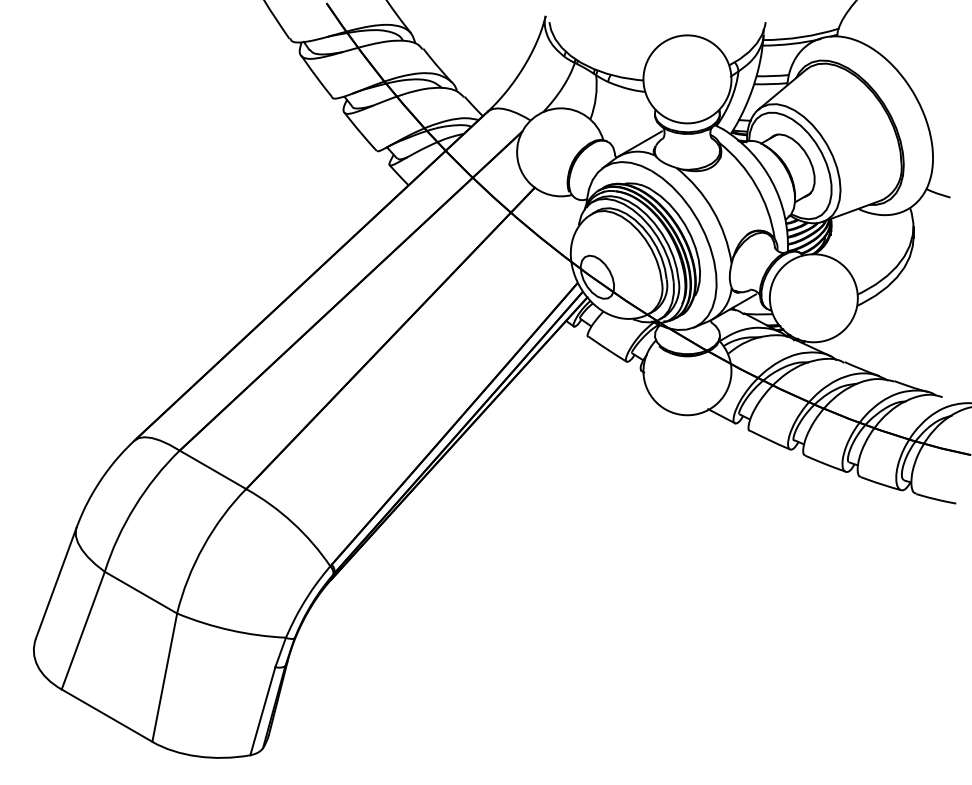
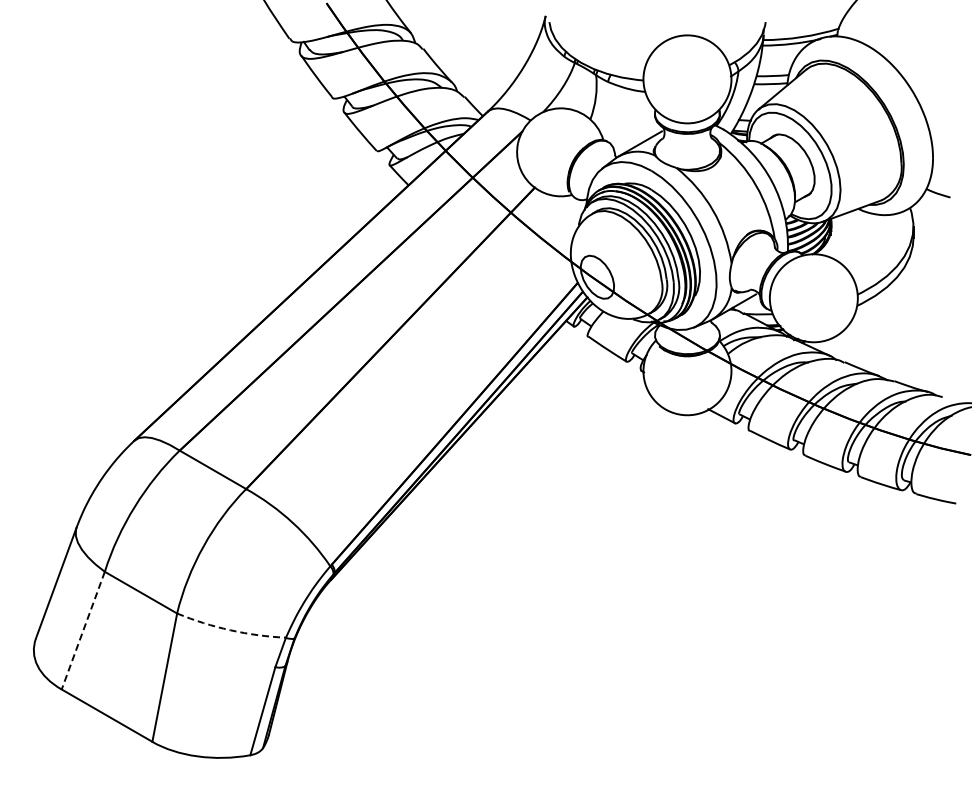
line: solid -> dashed (83, 630)
arc: solid -> dashed (230, 630)
